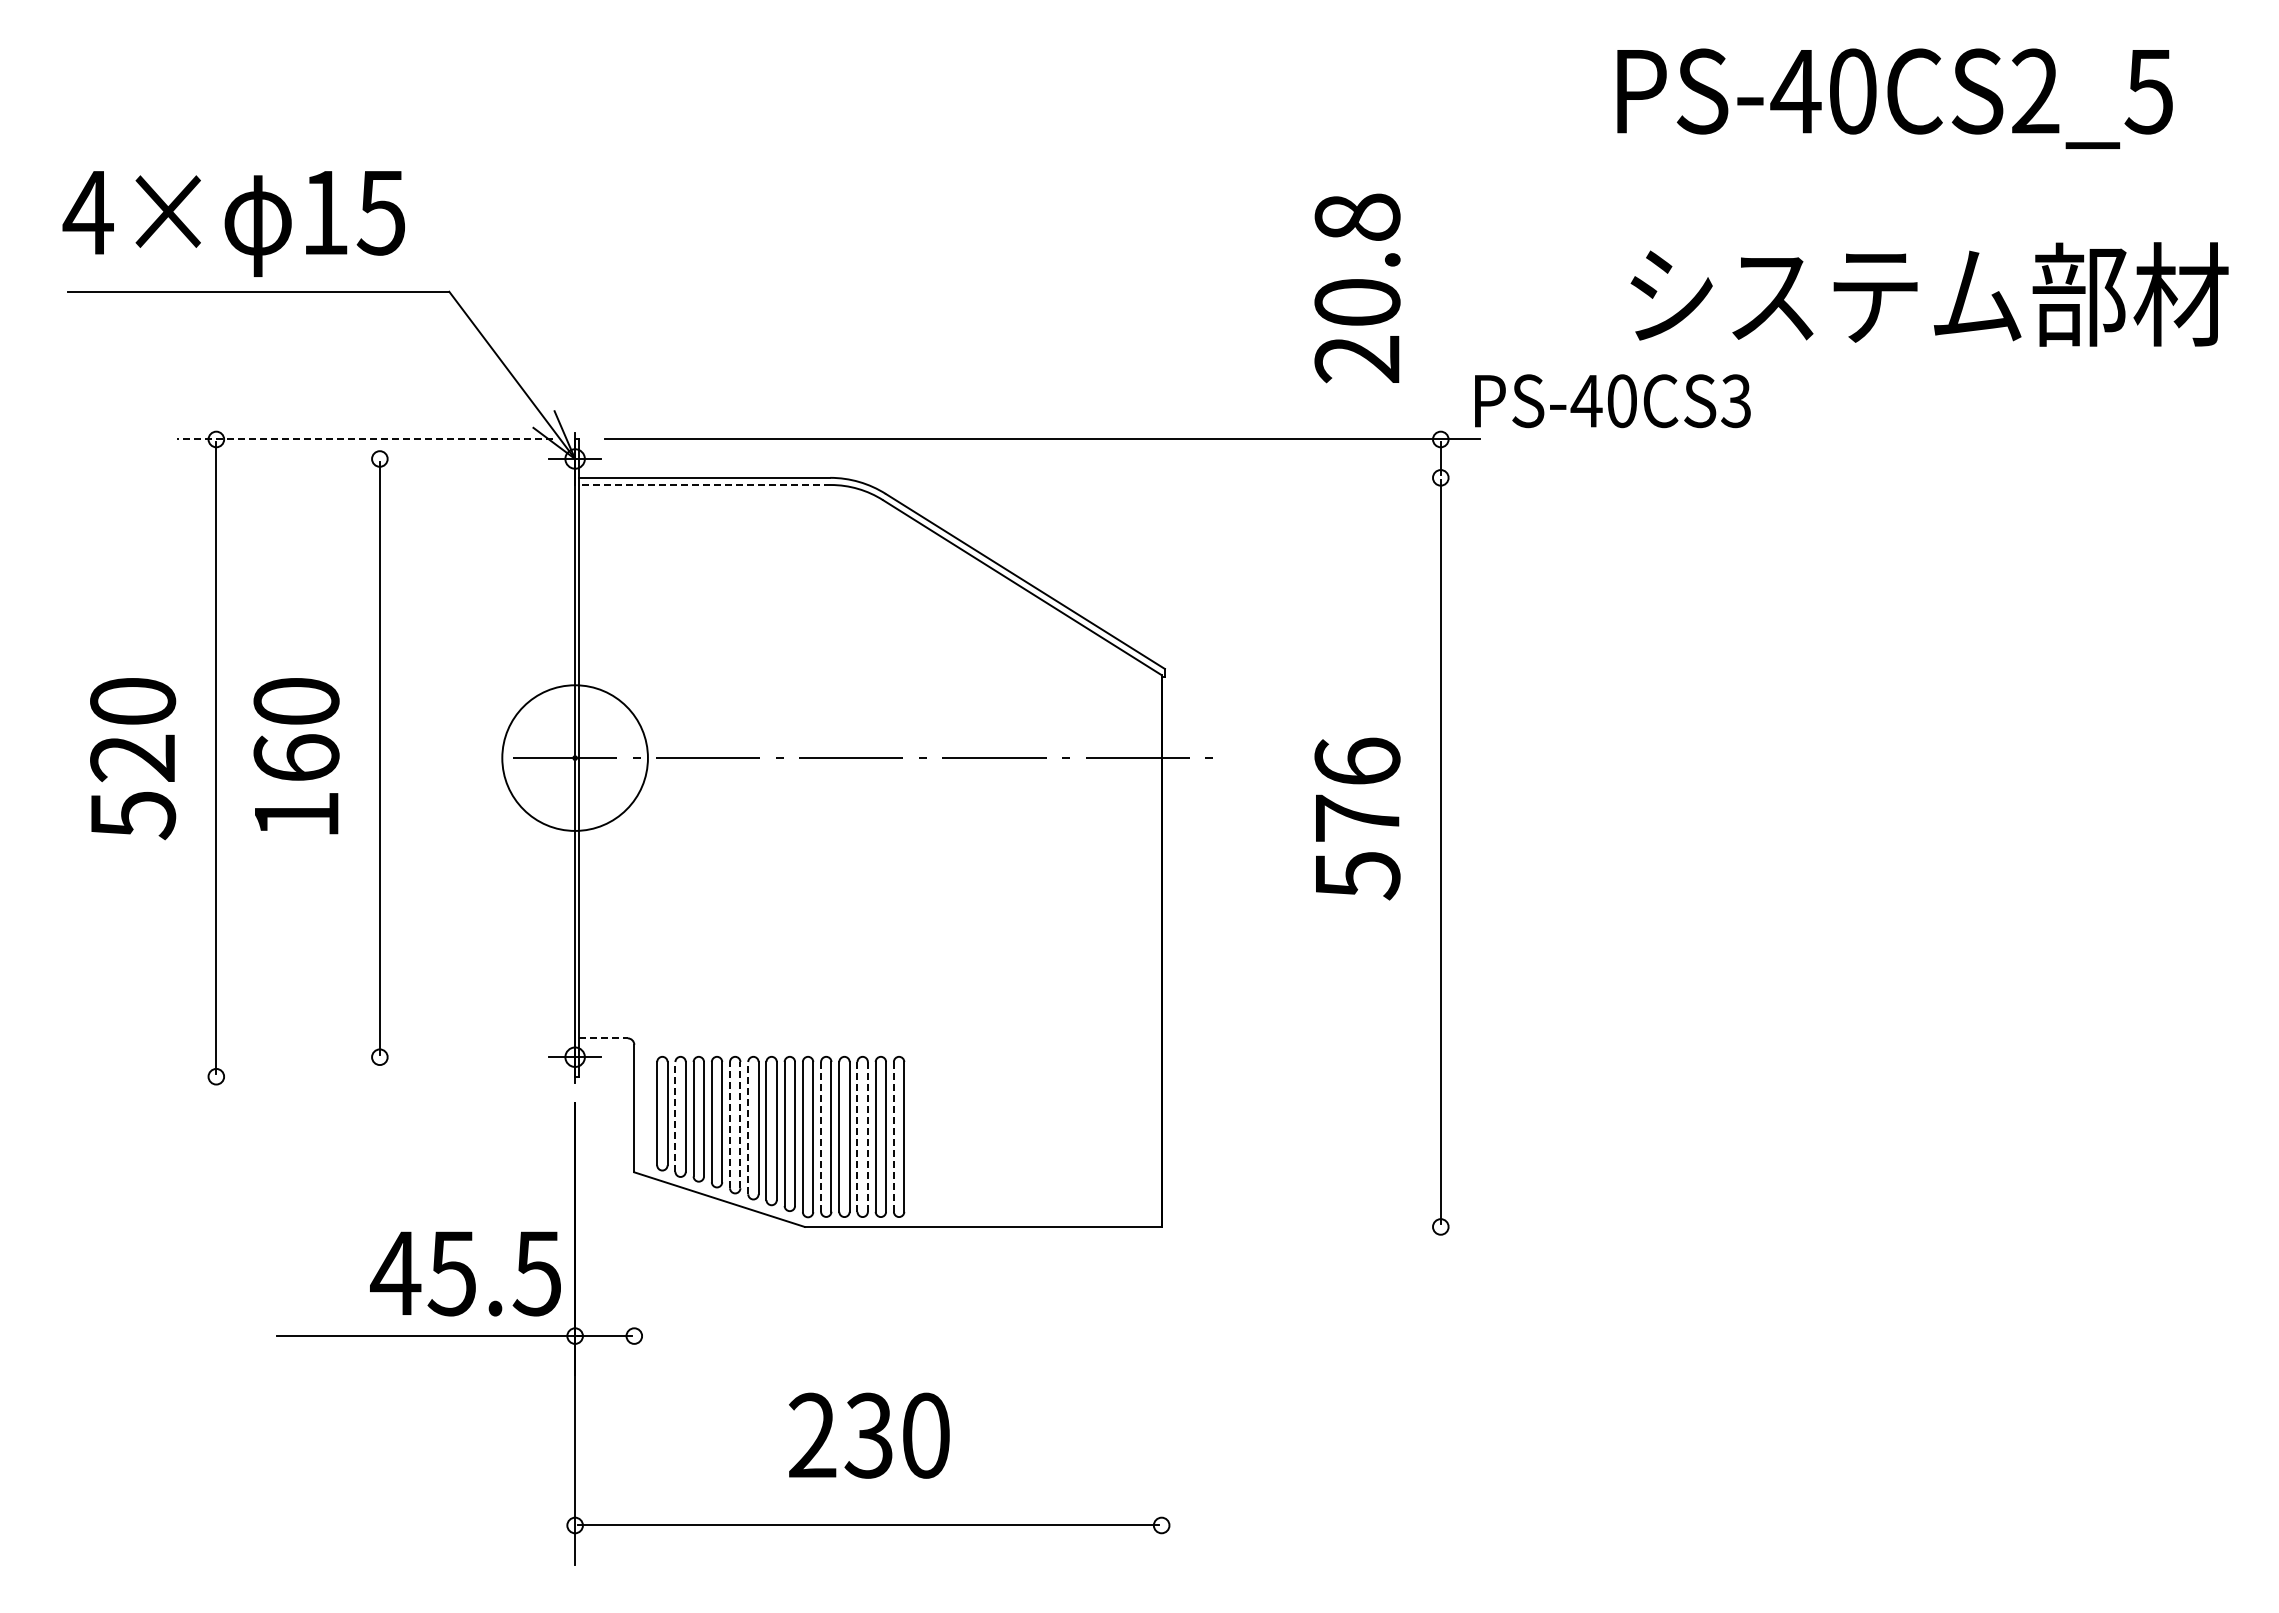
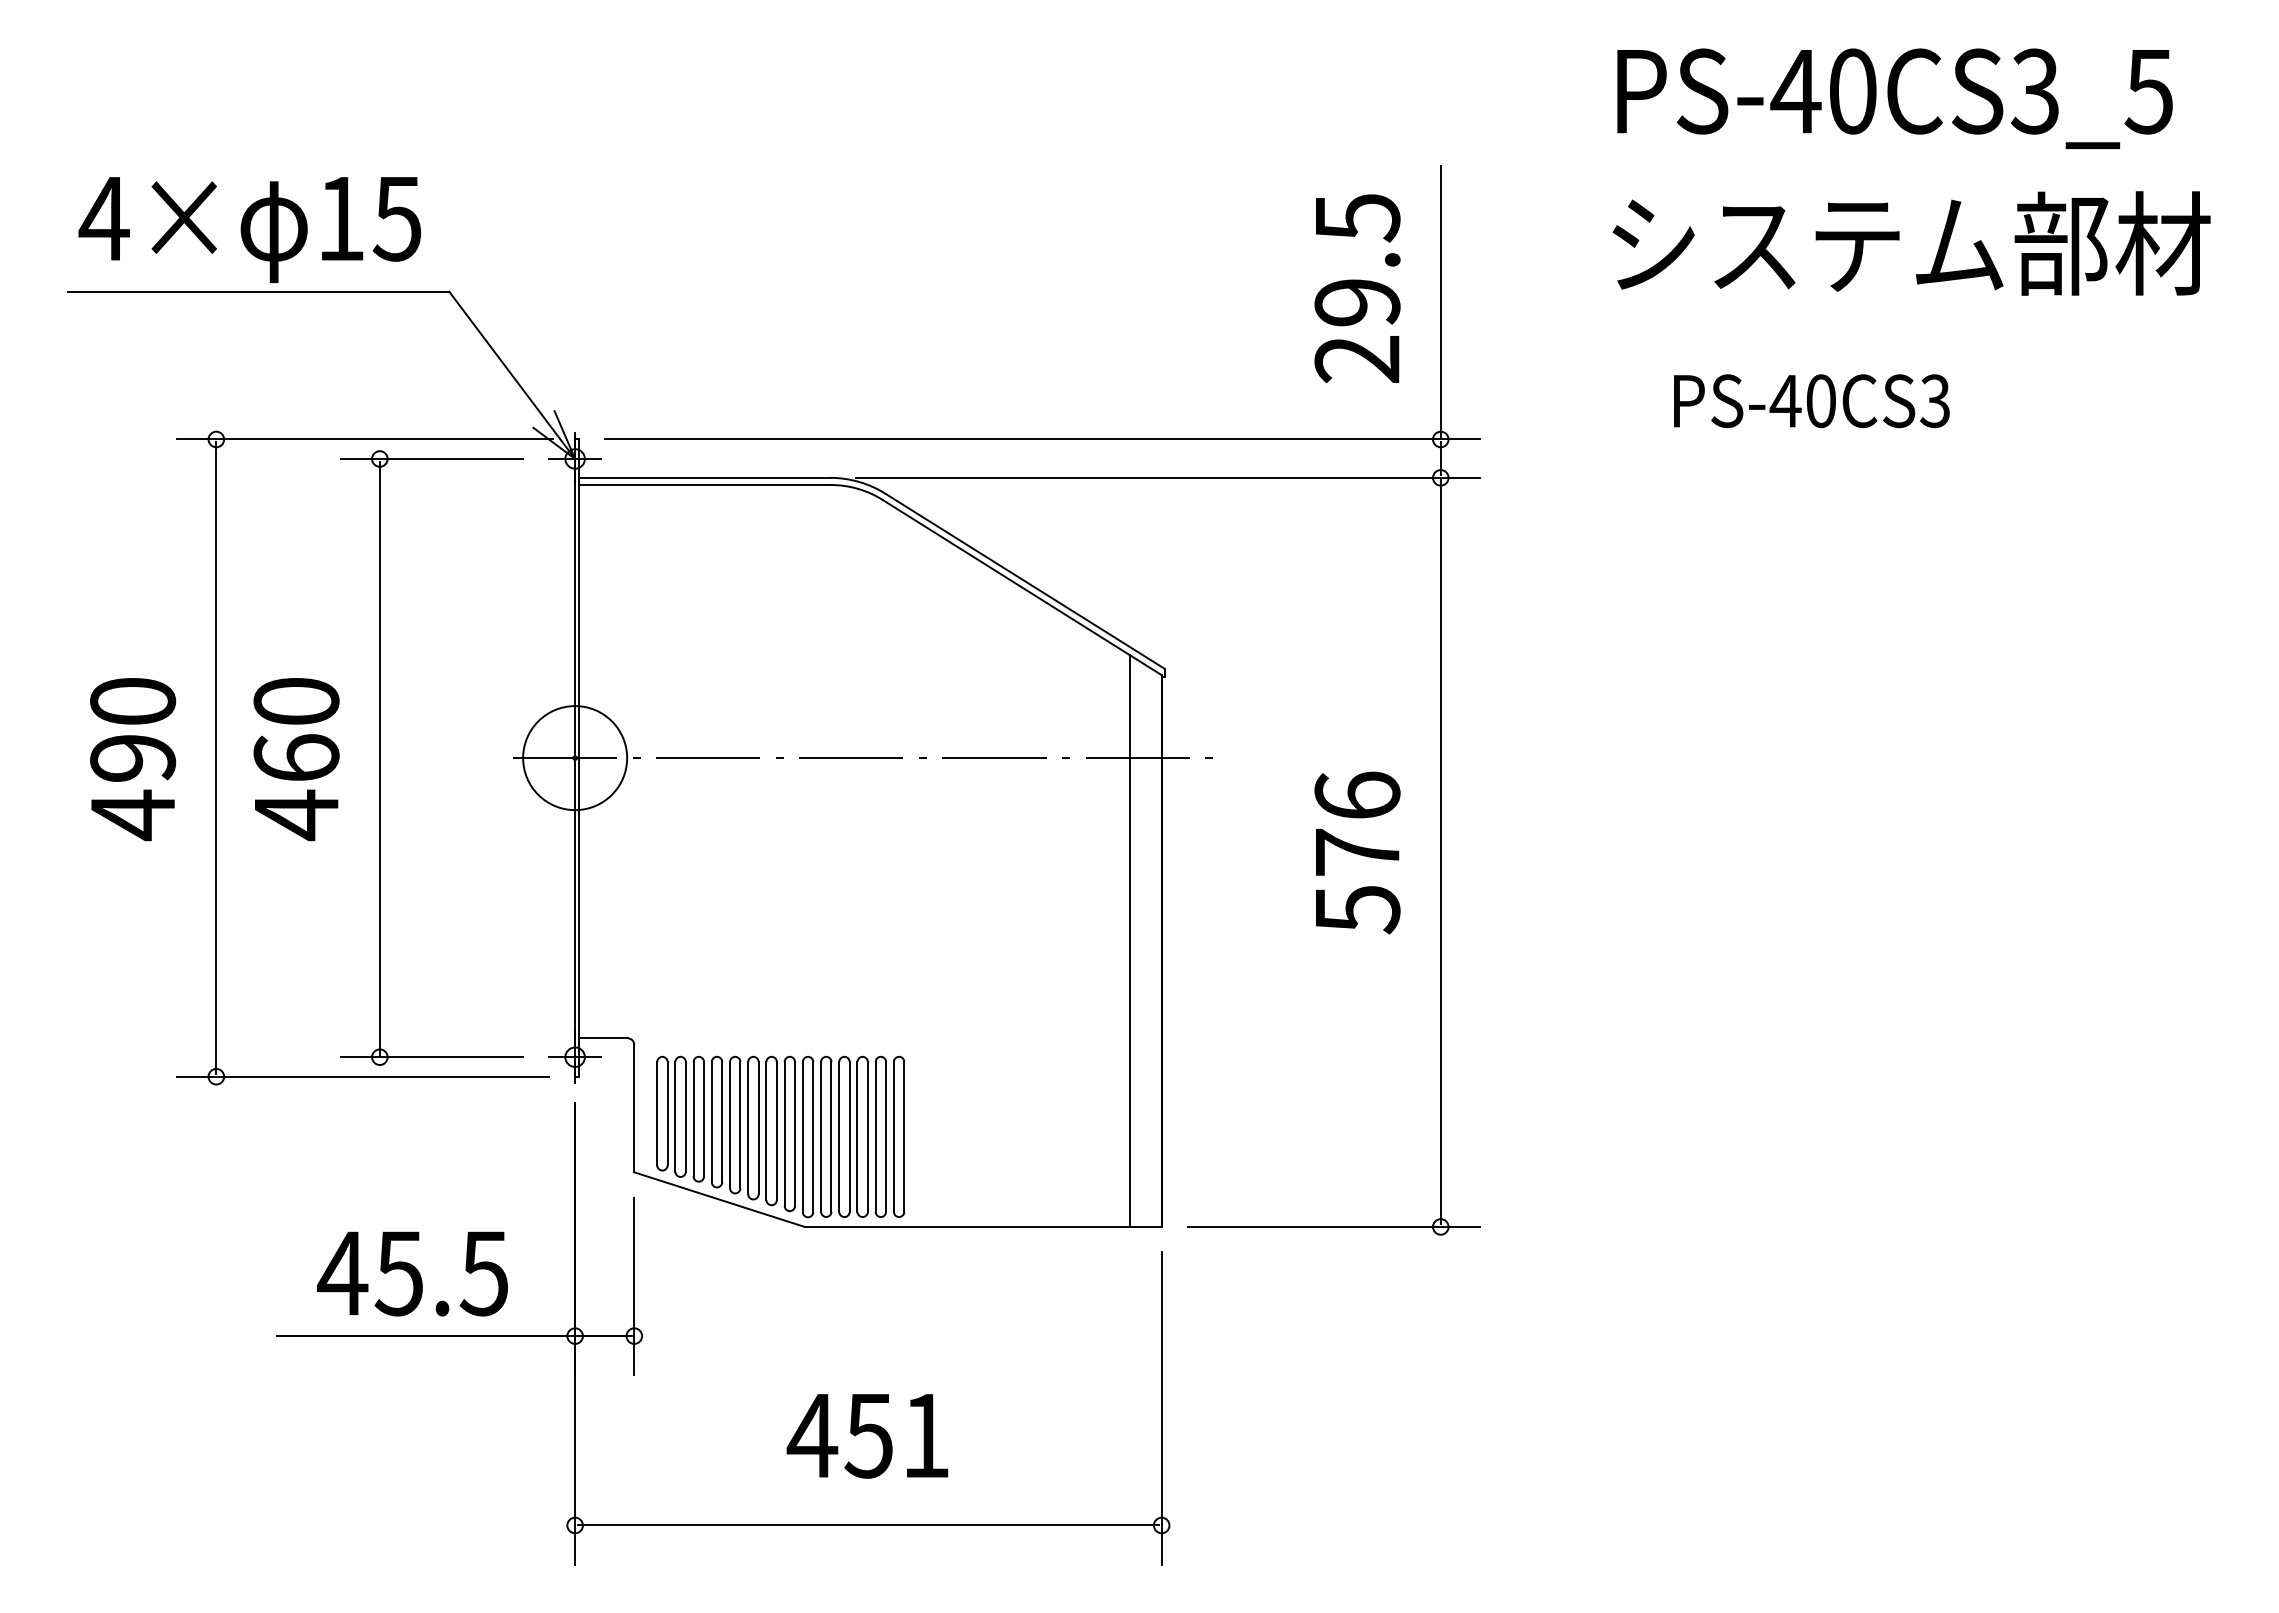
text: PS-40CS2_5 -> PS-40CS3_5 (2034, 91)
text position: (233, 223) -> (249, 229) (249, 229)
text: 20.8 -> 29.5 (1357, 259)
text position: (1929, 294) -> (1911, 243) (1911, 243)
line: none -> present (1440, 302)
text position: (1612, 401) -> (1811, 401) (1811, 401)
line: dashed -> solid (365, 439)
line: none -> present (431, 458)
line: none -> present (1167, 477)
line: dashed -> solid (704, 485)
circle diameter: 146 px -> 104 px (575, 758)
text: 520 -> 490 (133, 787)
text: 160 -> 460 (296, 815)
text position: (1357, 818) -> (1357, 852) (1357, 852)
line: none -> present (1129, 940)
line: dashed -> solid (603, 1038)
line: none -> present (431, 1057)
line: none -> present (363, 1076)
line: dashed -> solid (675, 1116)
line: dashed -> solid (730, 1124)
line: dashed -> solid (740, 1124)
line: dashed -> solid (748, 1127)
line: dashed -> solid (821, 1136)
line: dashed -> solid (857, 1136)
line: dashed -> solid (867, 1136)
line: dashed -> solid (893, 1136)
line: none -> present (1333, 1226)
text position: (465, 1273) -> (412, 1273) (412, 1273)
line: none -> present (634, 1286)
line: none -> present (1161, 1407)
text: 230 -> 451 (867, 1435)
